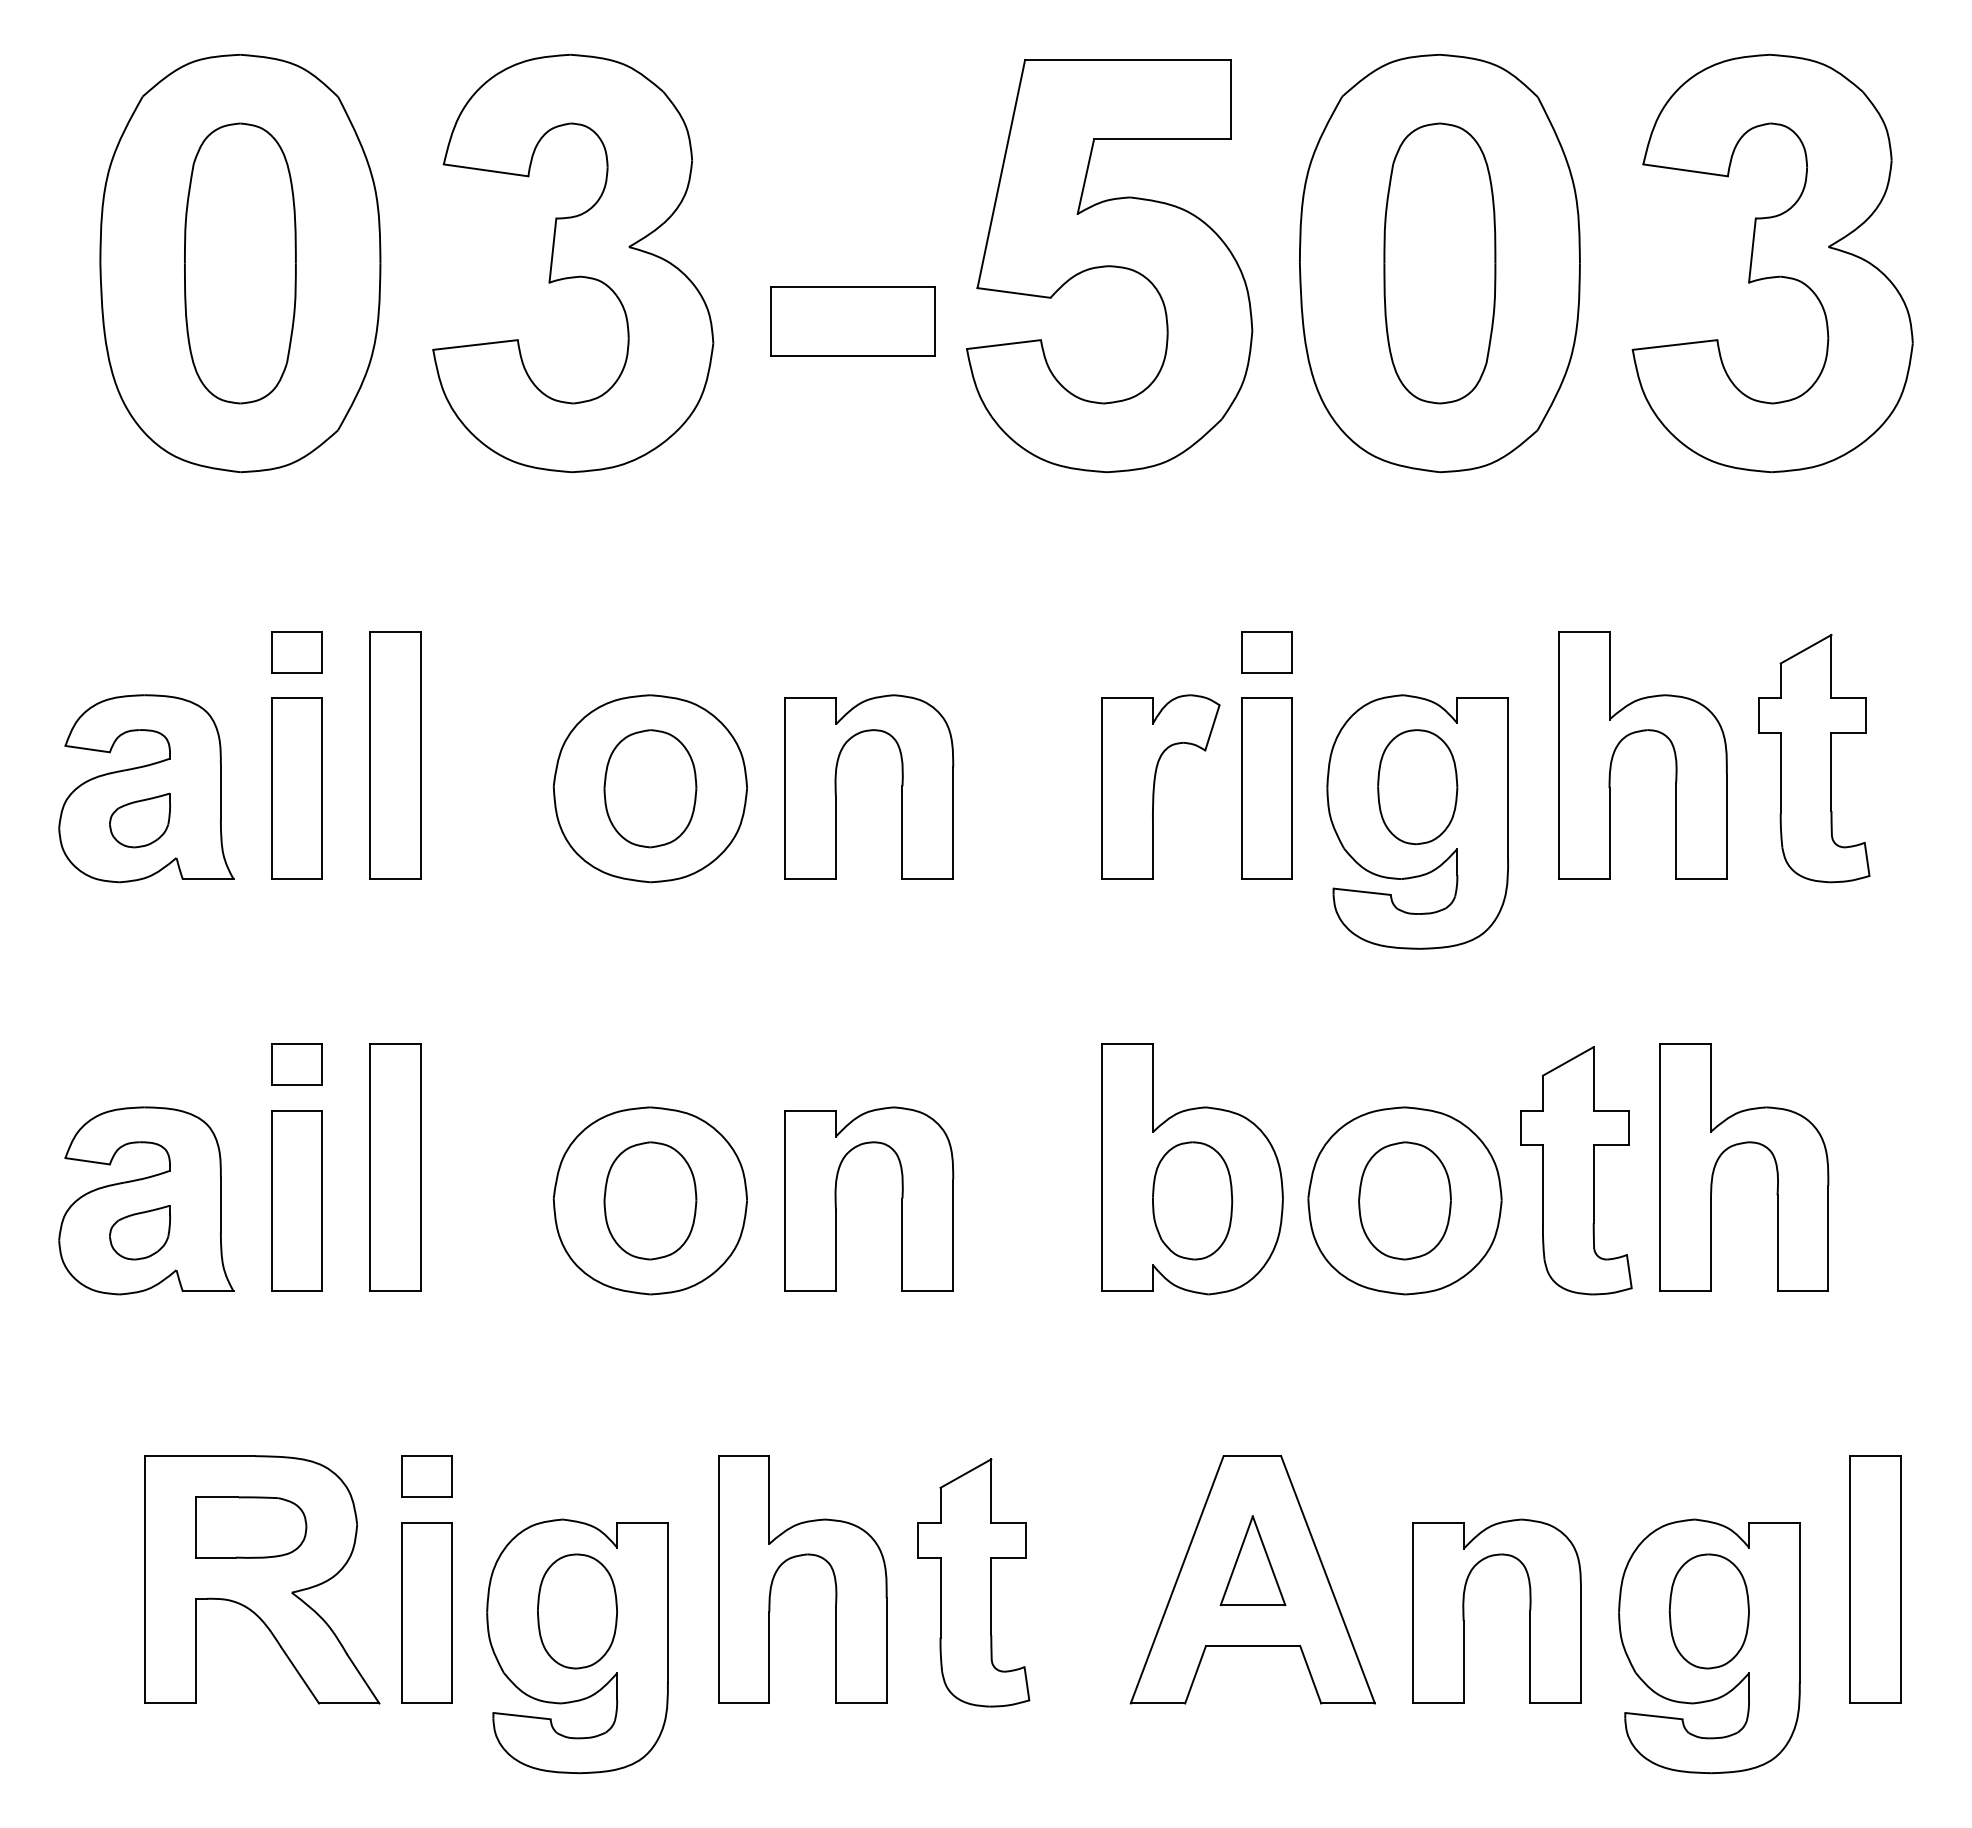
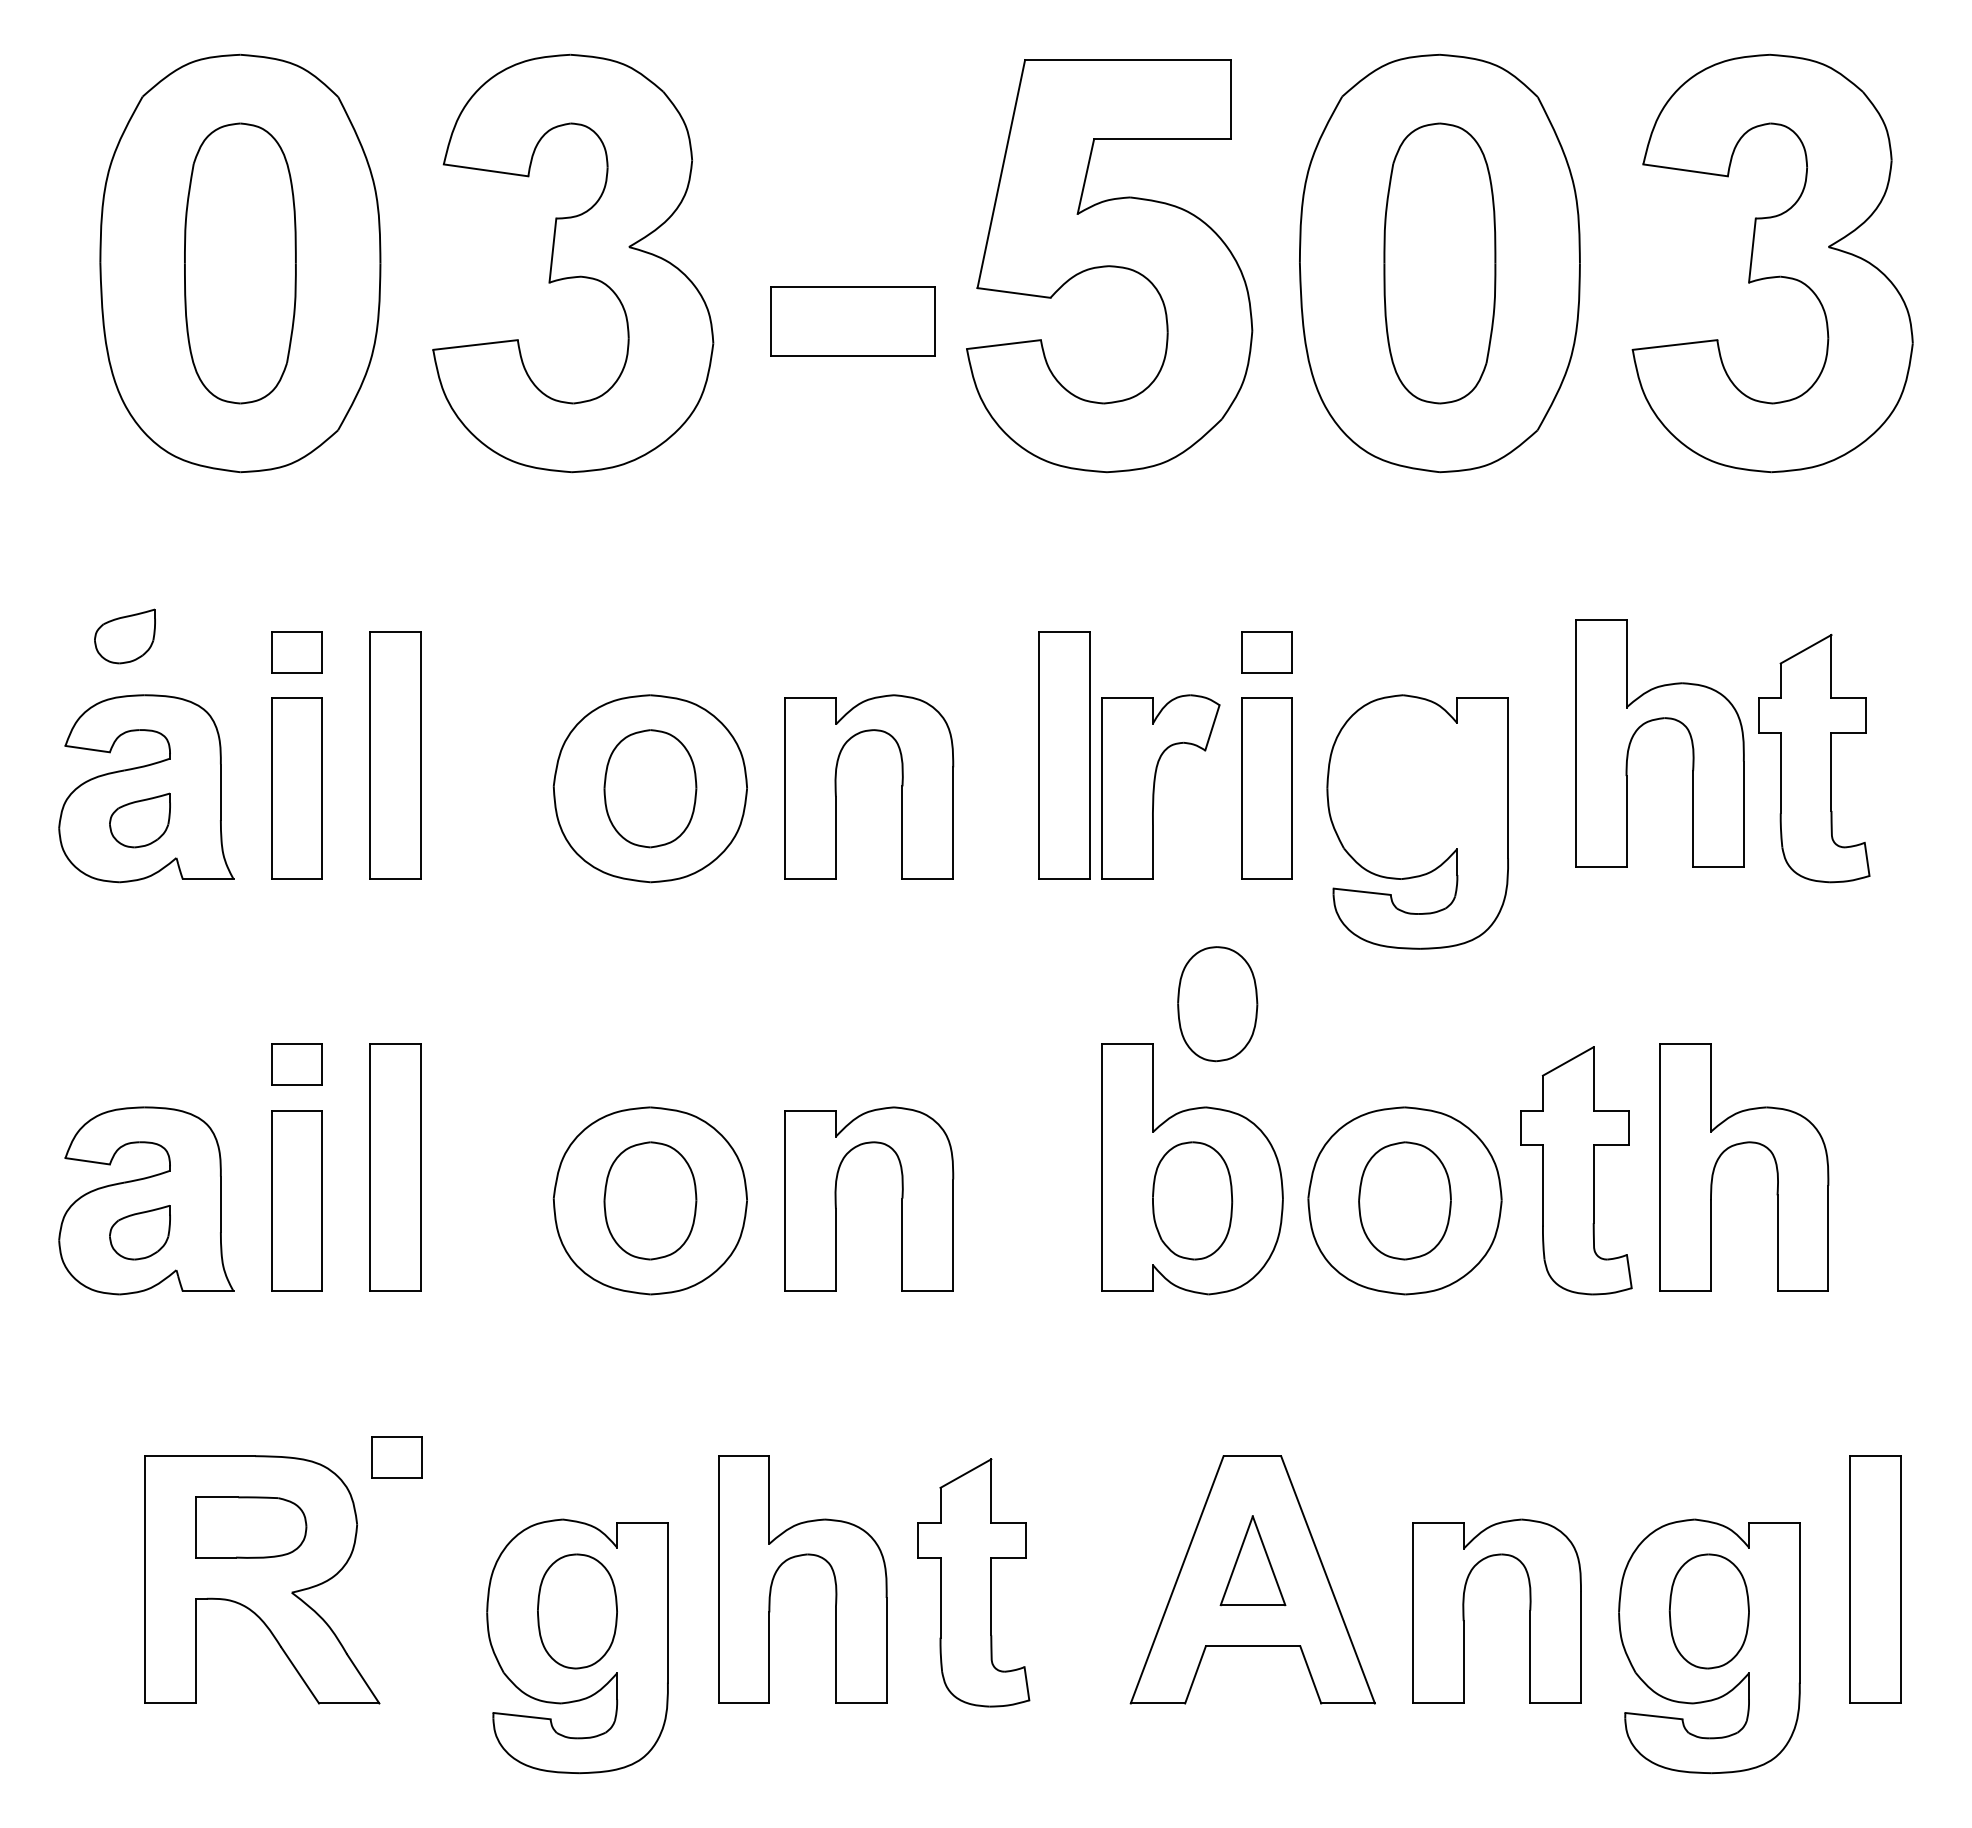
part: none -> present (124, 636)
part position: (1640, 732) -> (1657, 720) (1657, 720)
part: none -> present (1064, 755)
part position: (1417, 787) -> (1217, 1004) (1217, 1004)
part position: (426, 1476) -> (396, 1457) (396, 1457)
part: present -> none (426, 1612)
